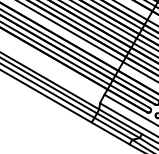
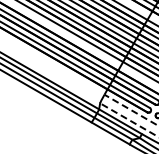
line: solid -> dashed (131, 110)
line: solid -> dashed (129, 120)
